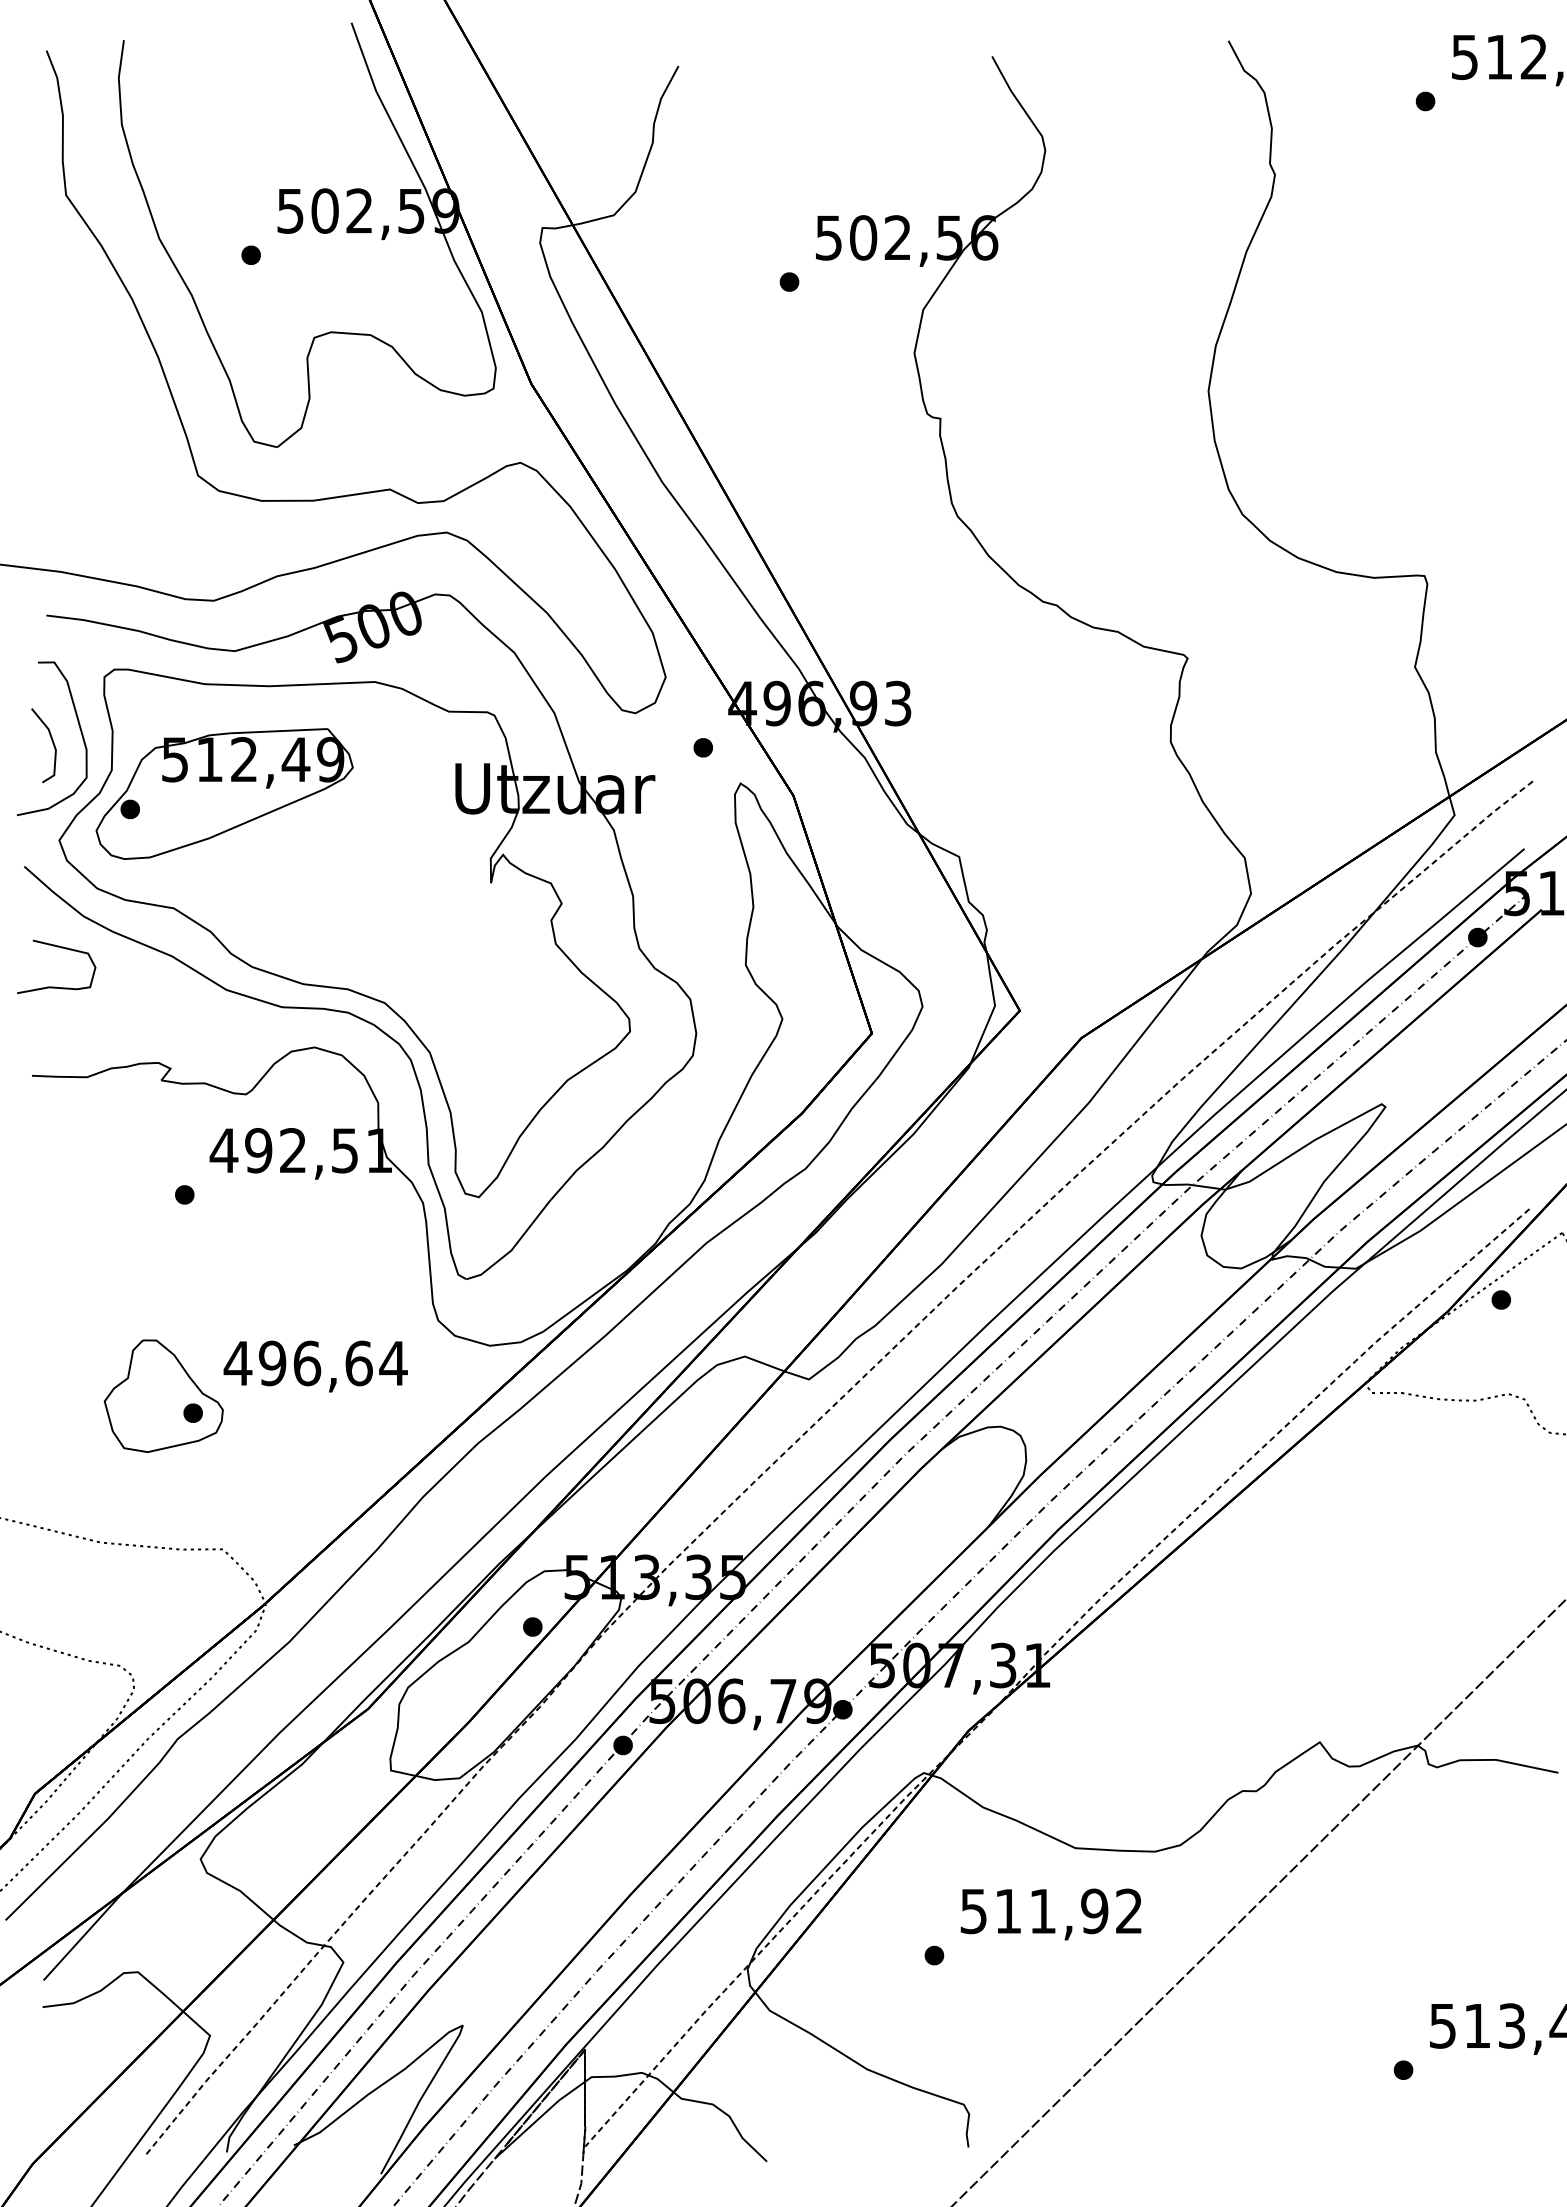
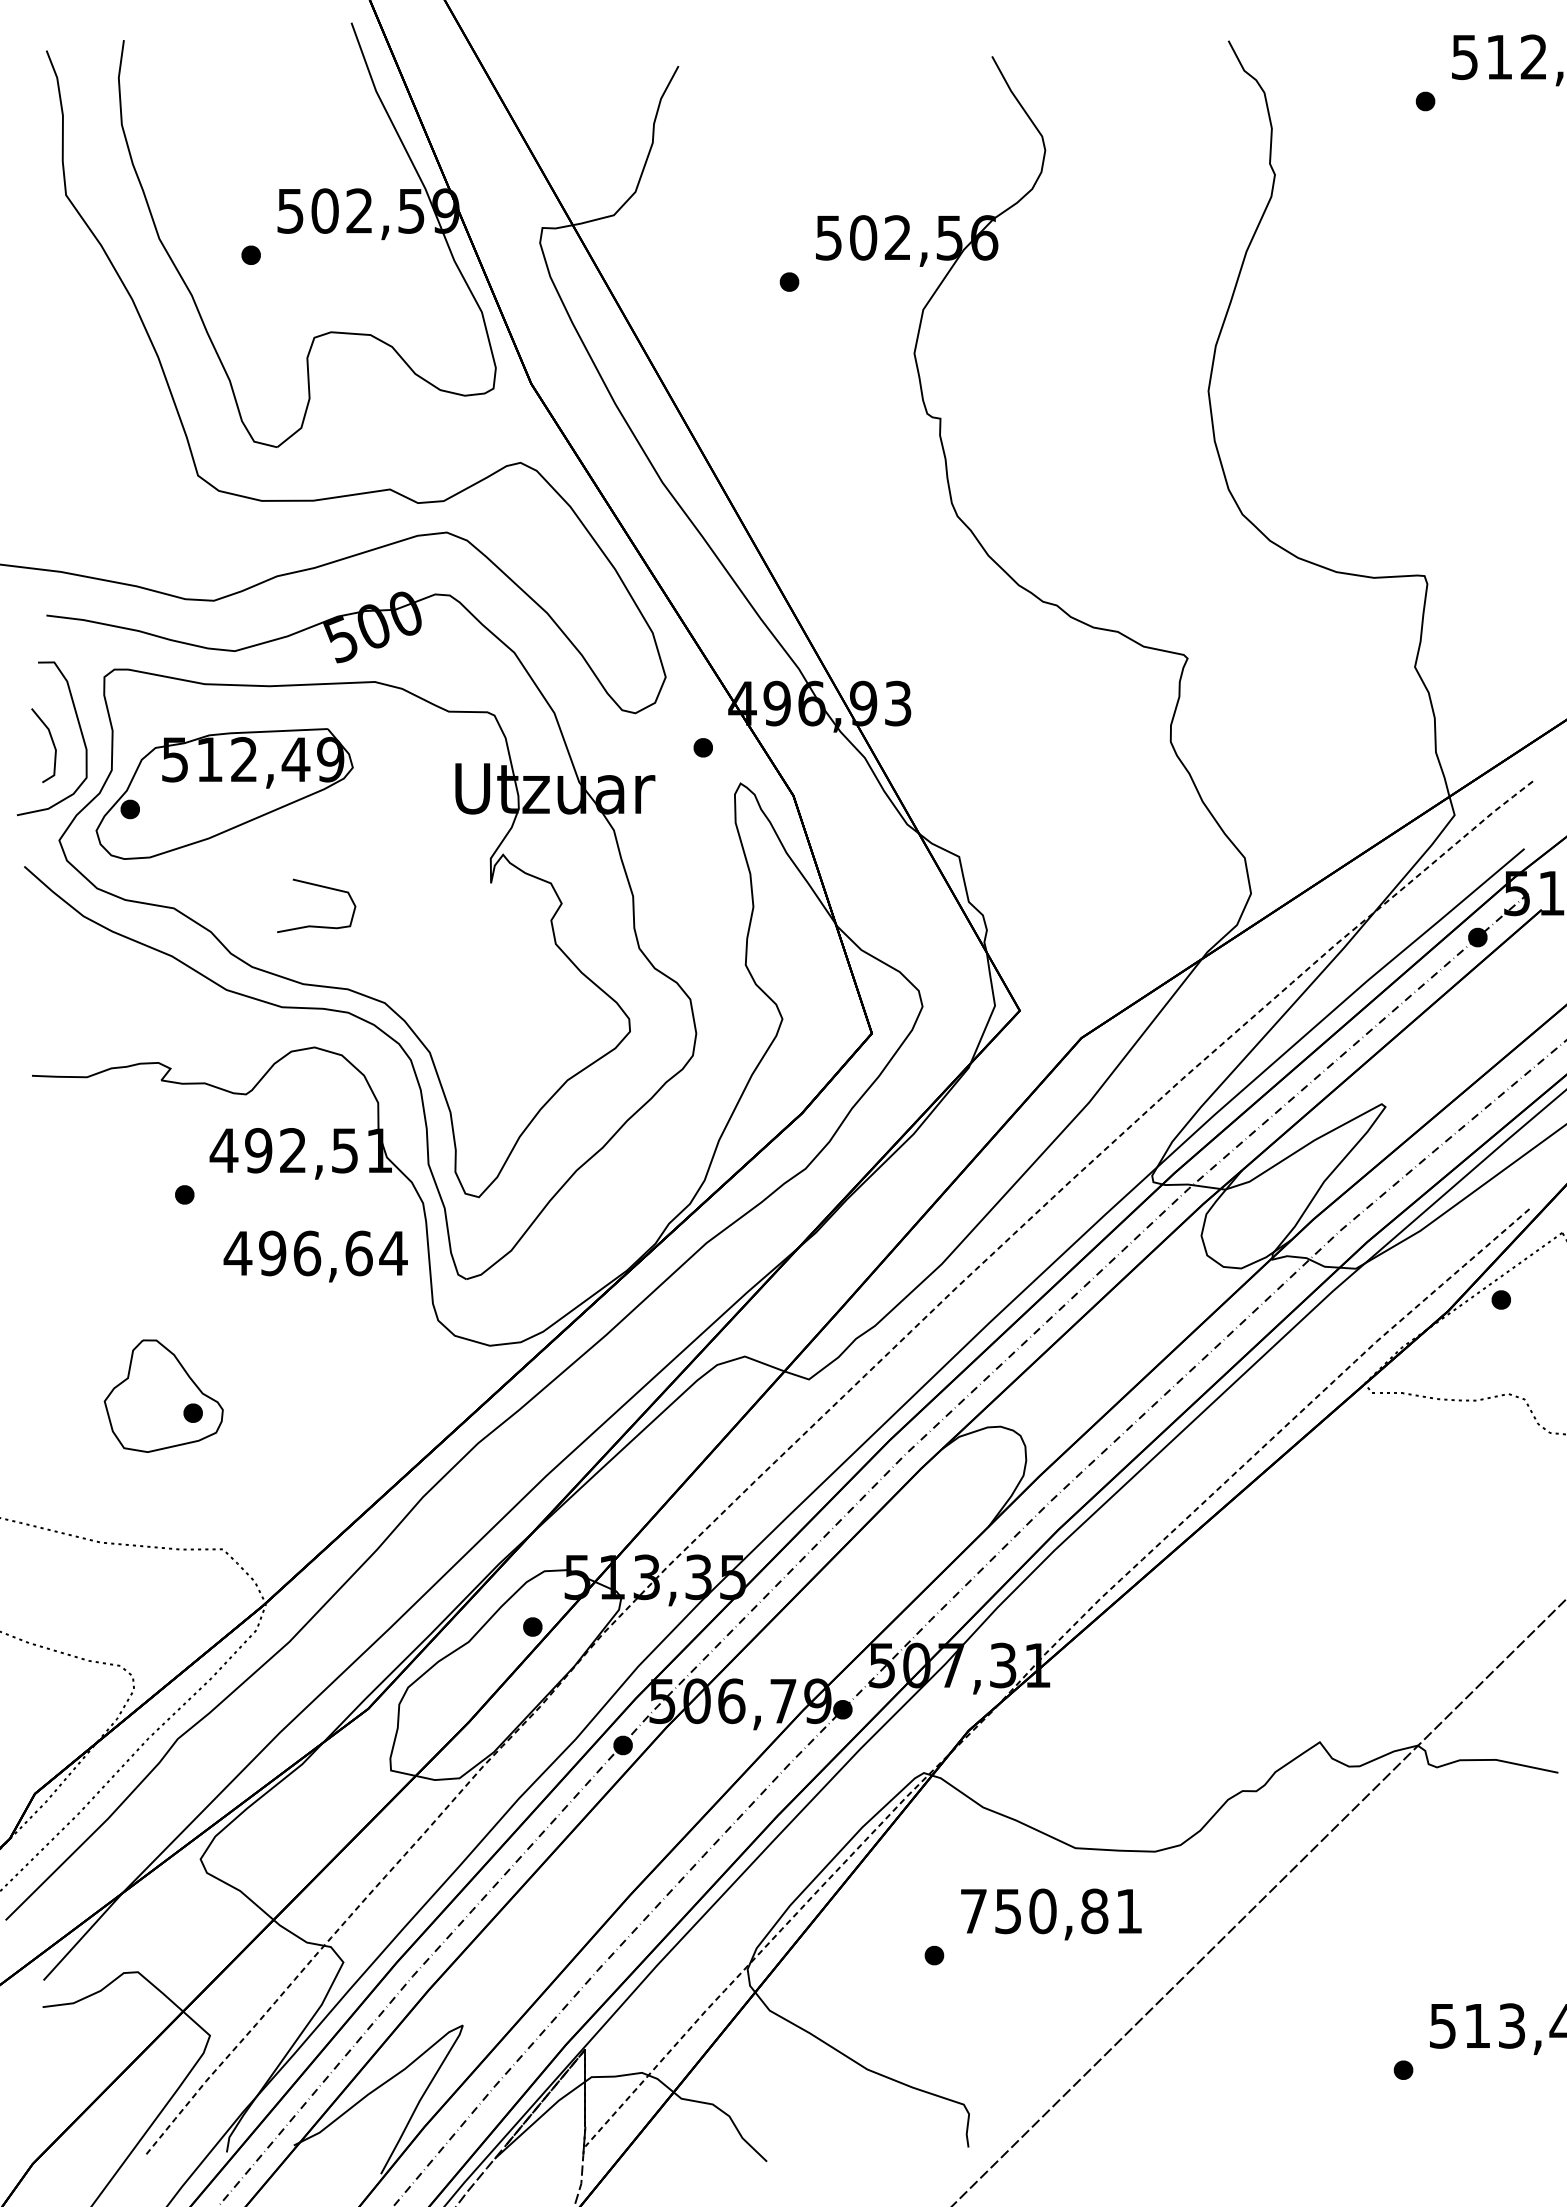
curve position: (61, 948) -> (321, 887) (321, 887)
text position: (315, 1366) -> (315, 1256) (315, 1256)
text: 511,92 -> 750,81 (1050, 1911)
